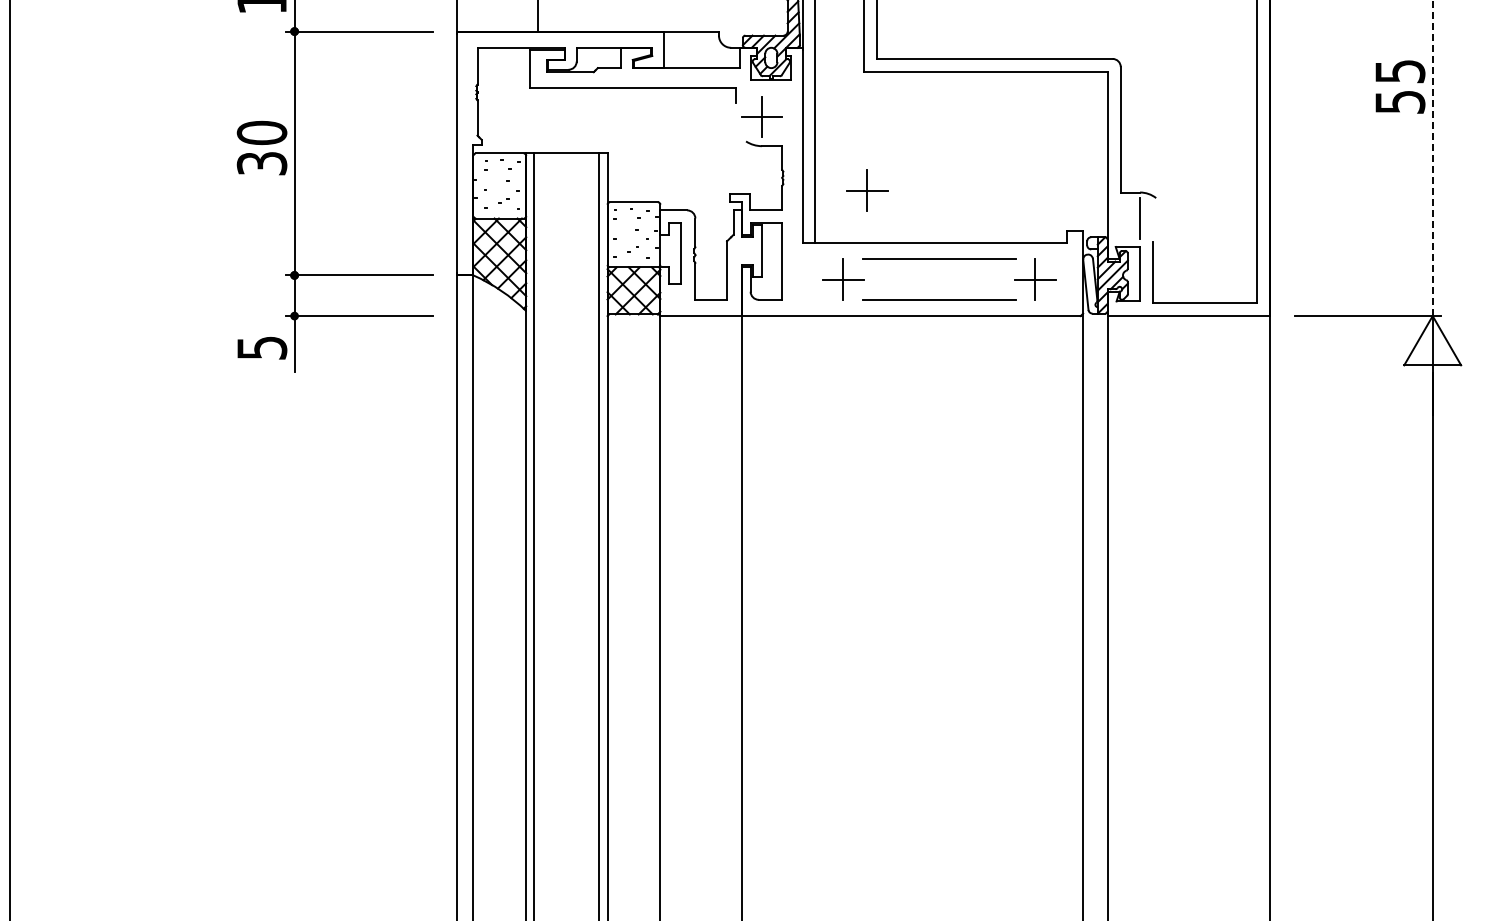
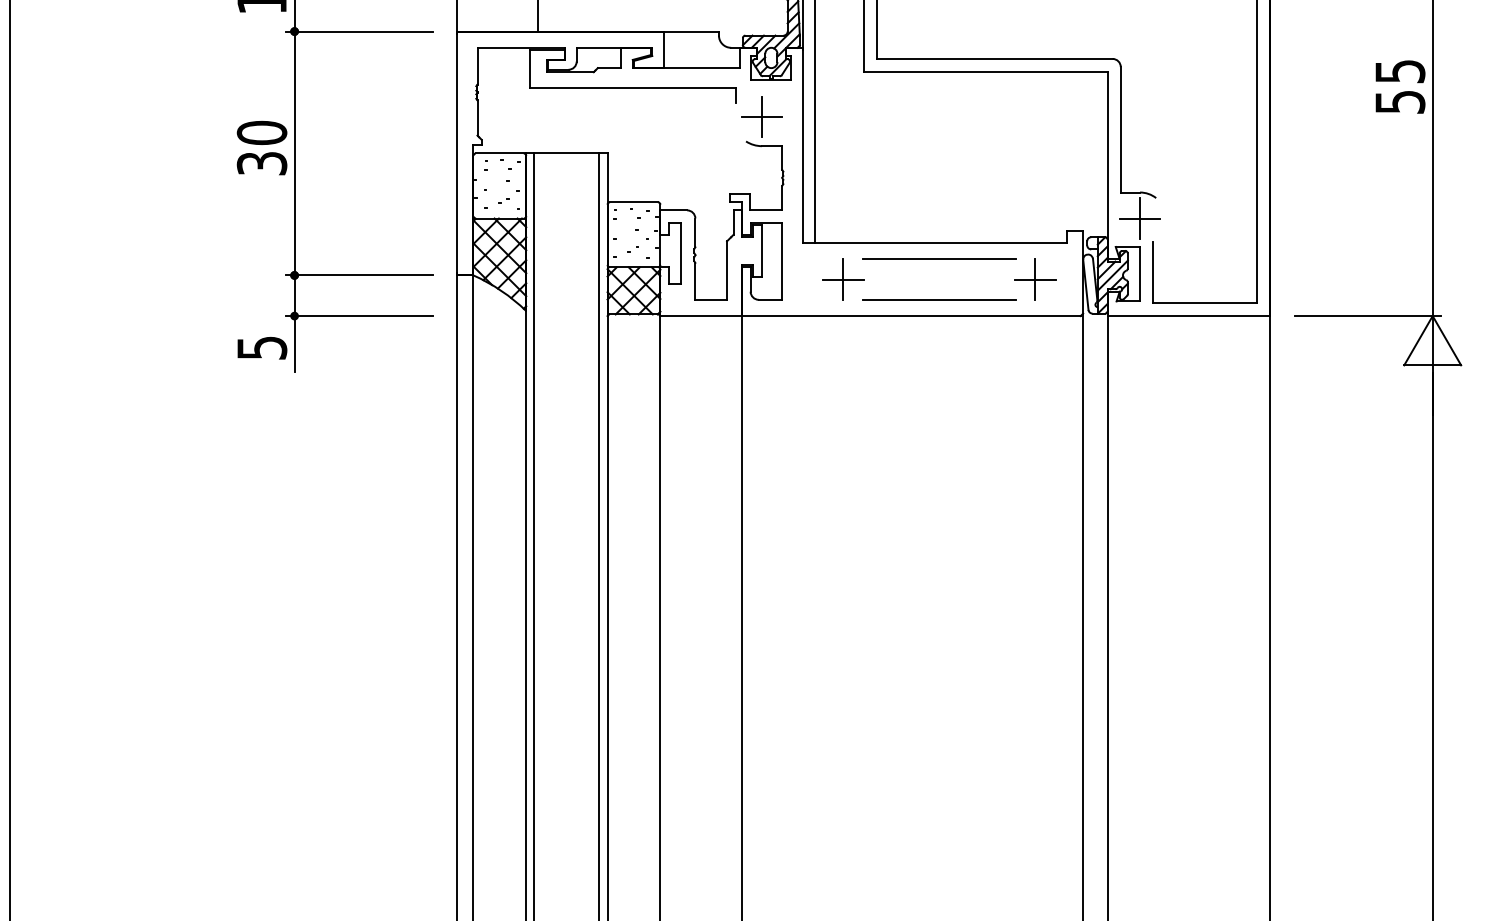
line: dashed -> solid (1432, 158)
part: present -> none (867, 190)
line: none -> present (1139, 218)
